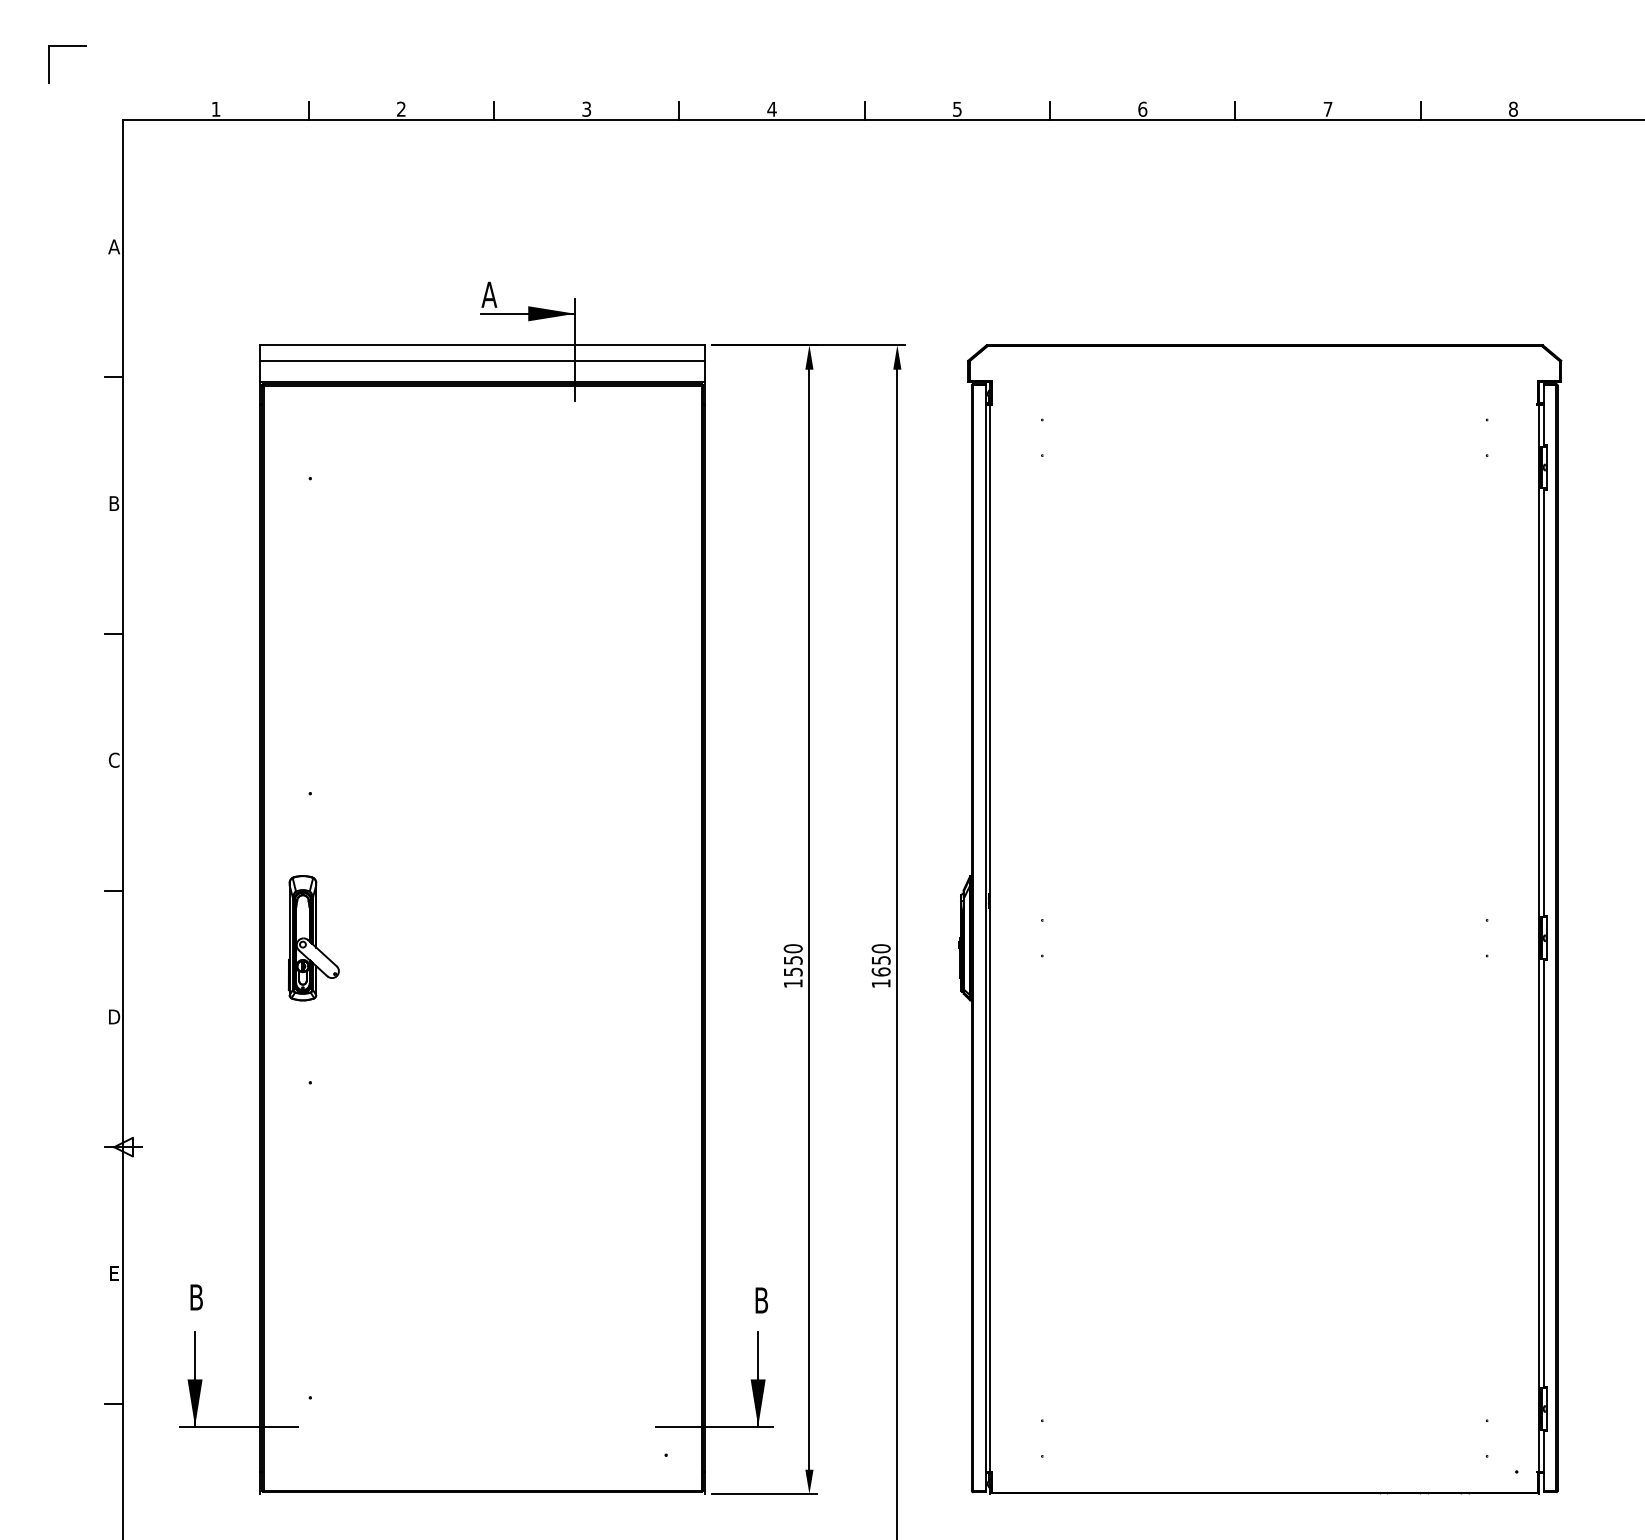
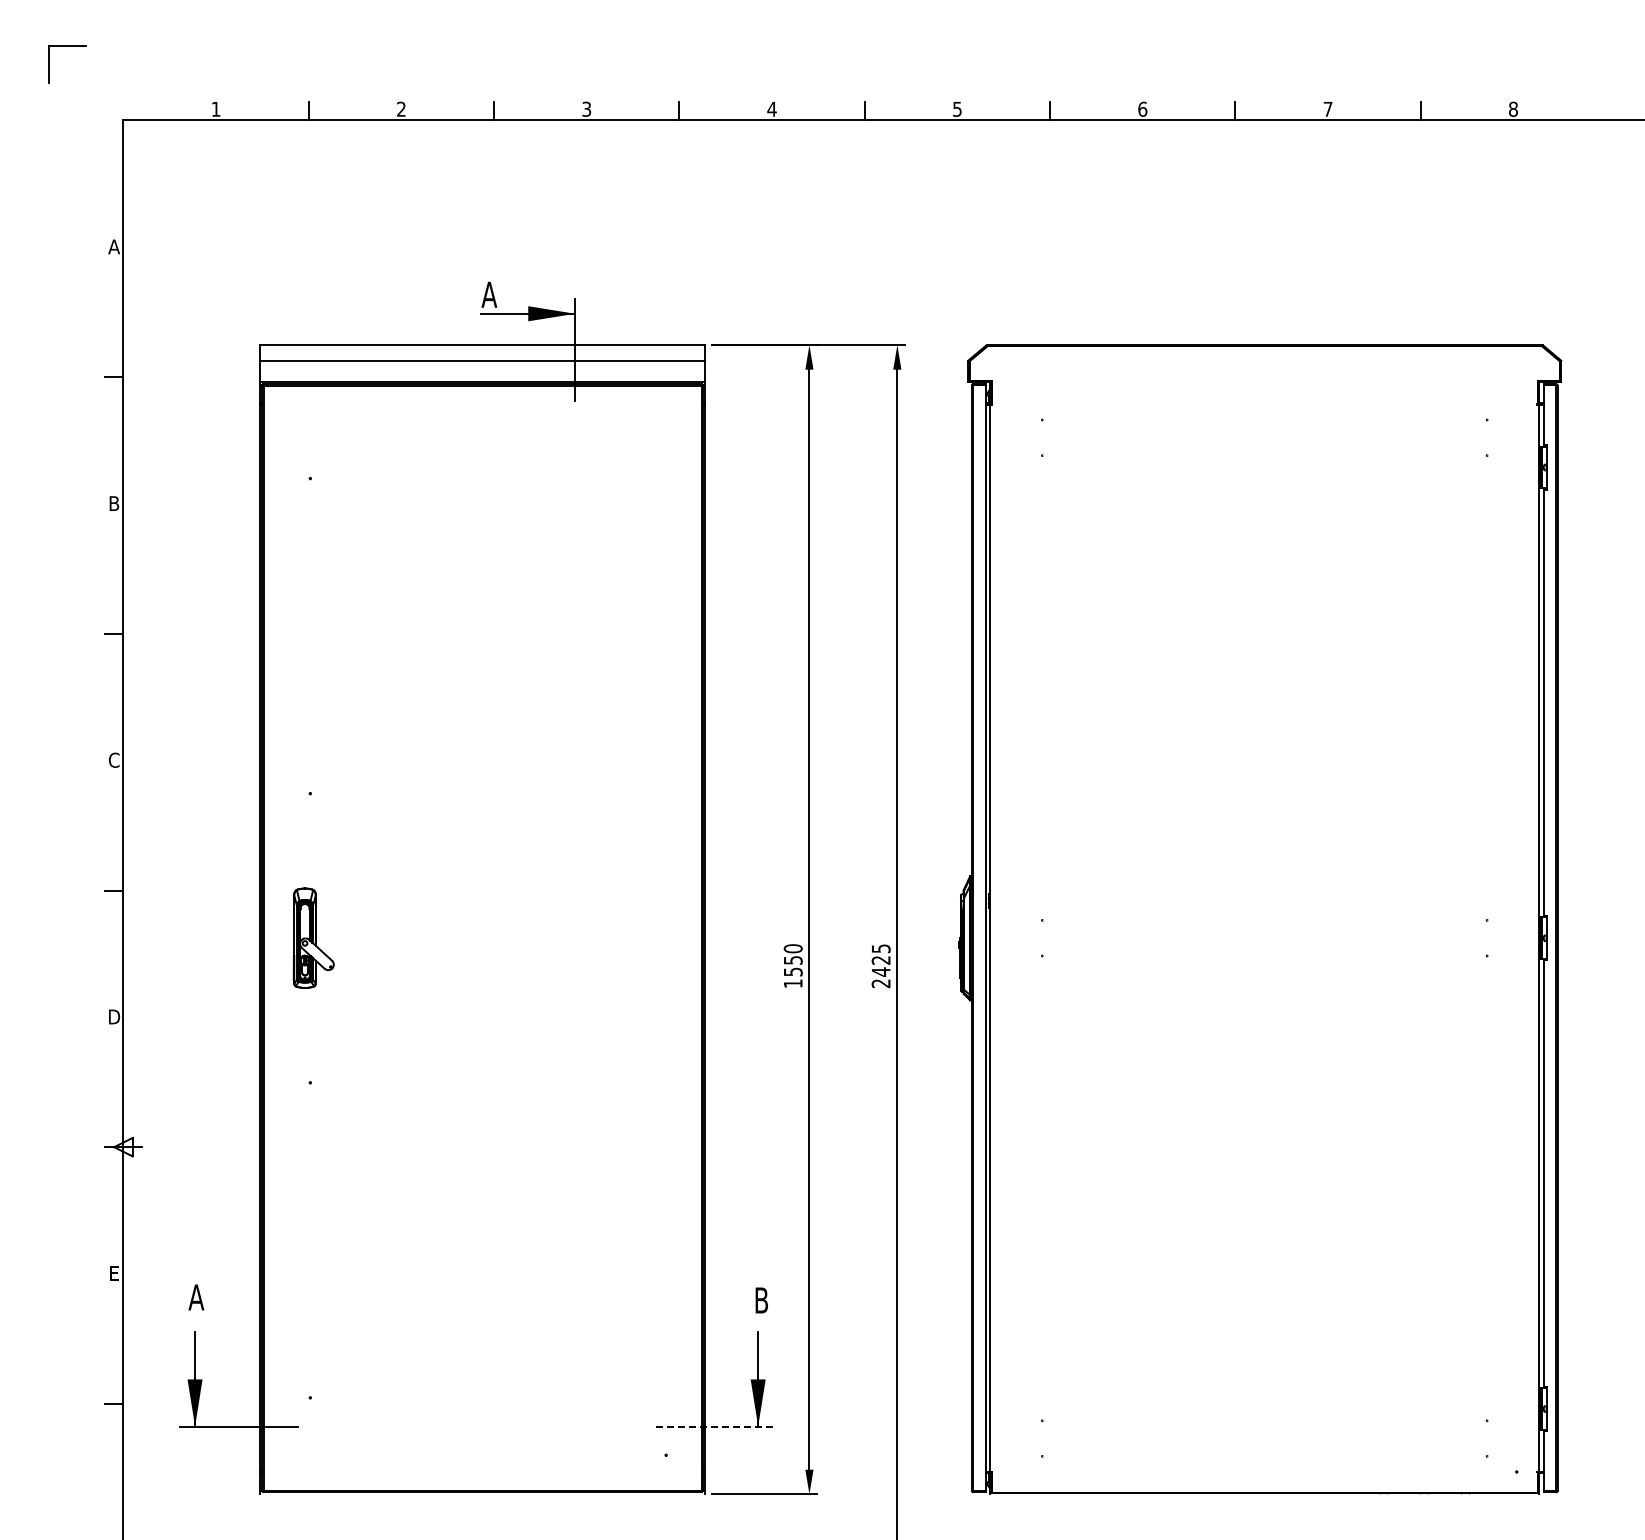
part size: 53x127 px -> 43x102 px (313, 937)
text: 1650 -> 2425 (880, 966)
text: B -> A (196, 1297)
line: solid -> dashed (714, 1426)
